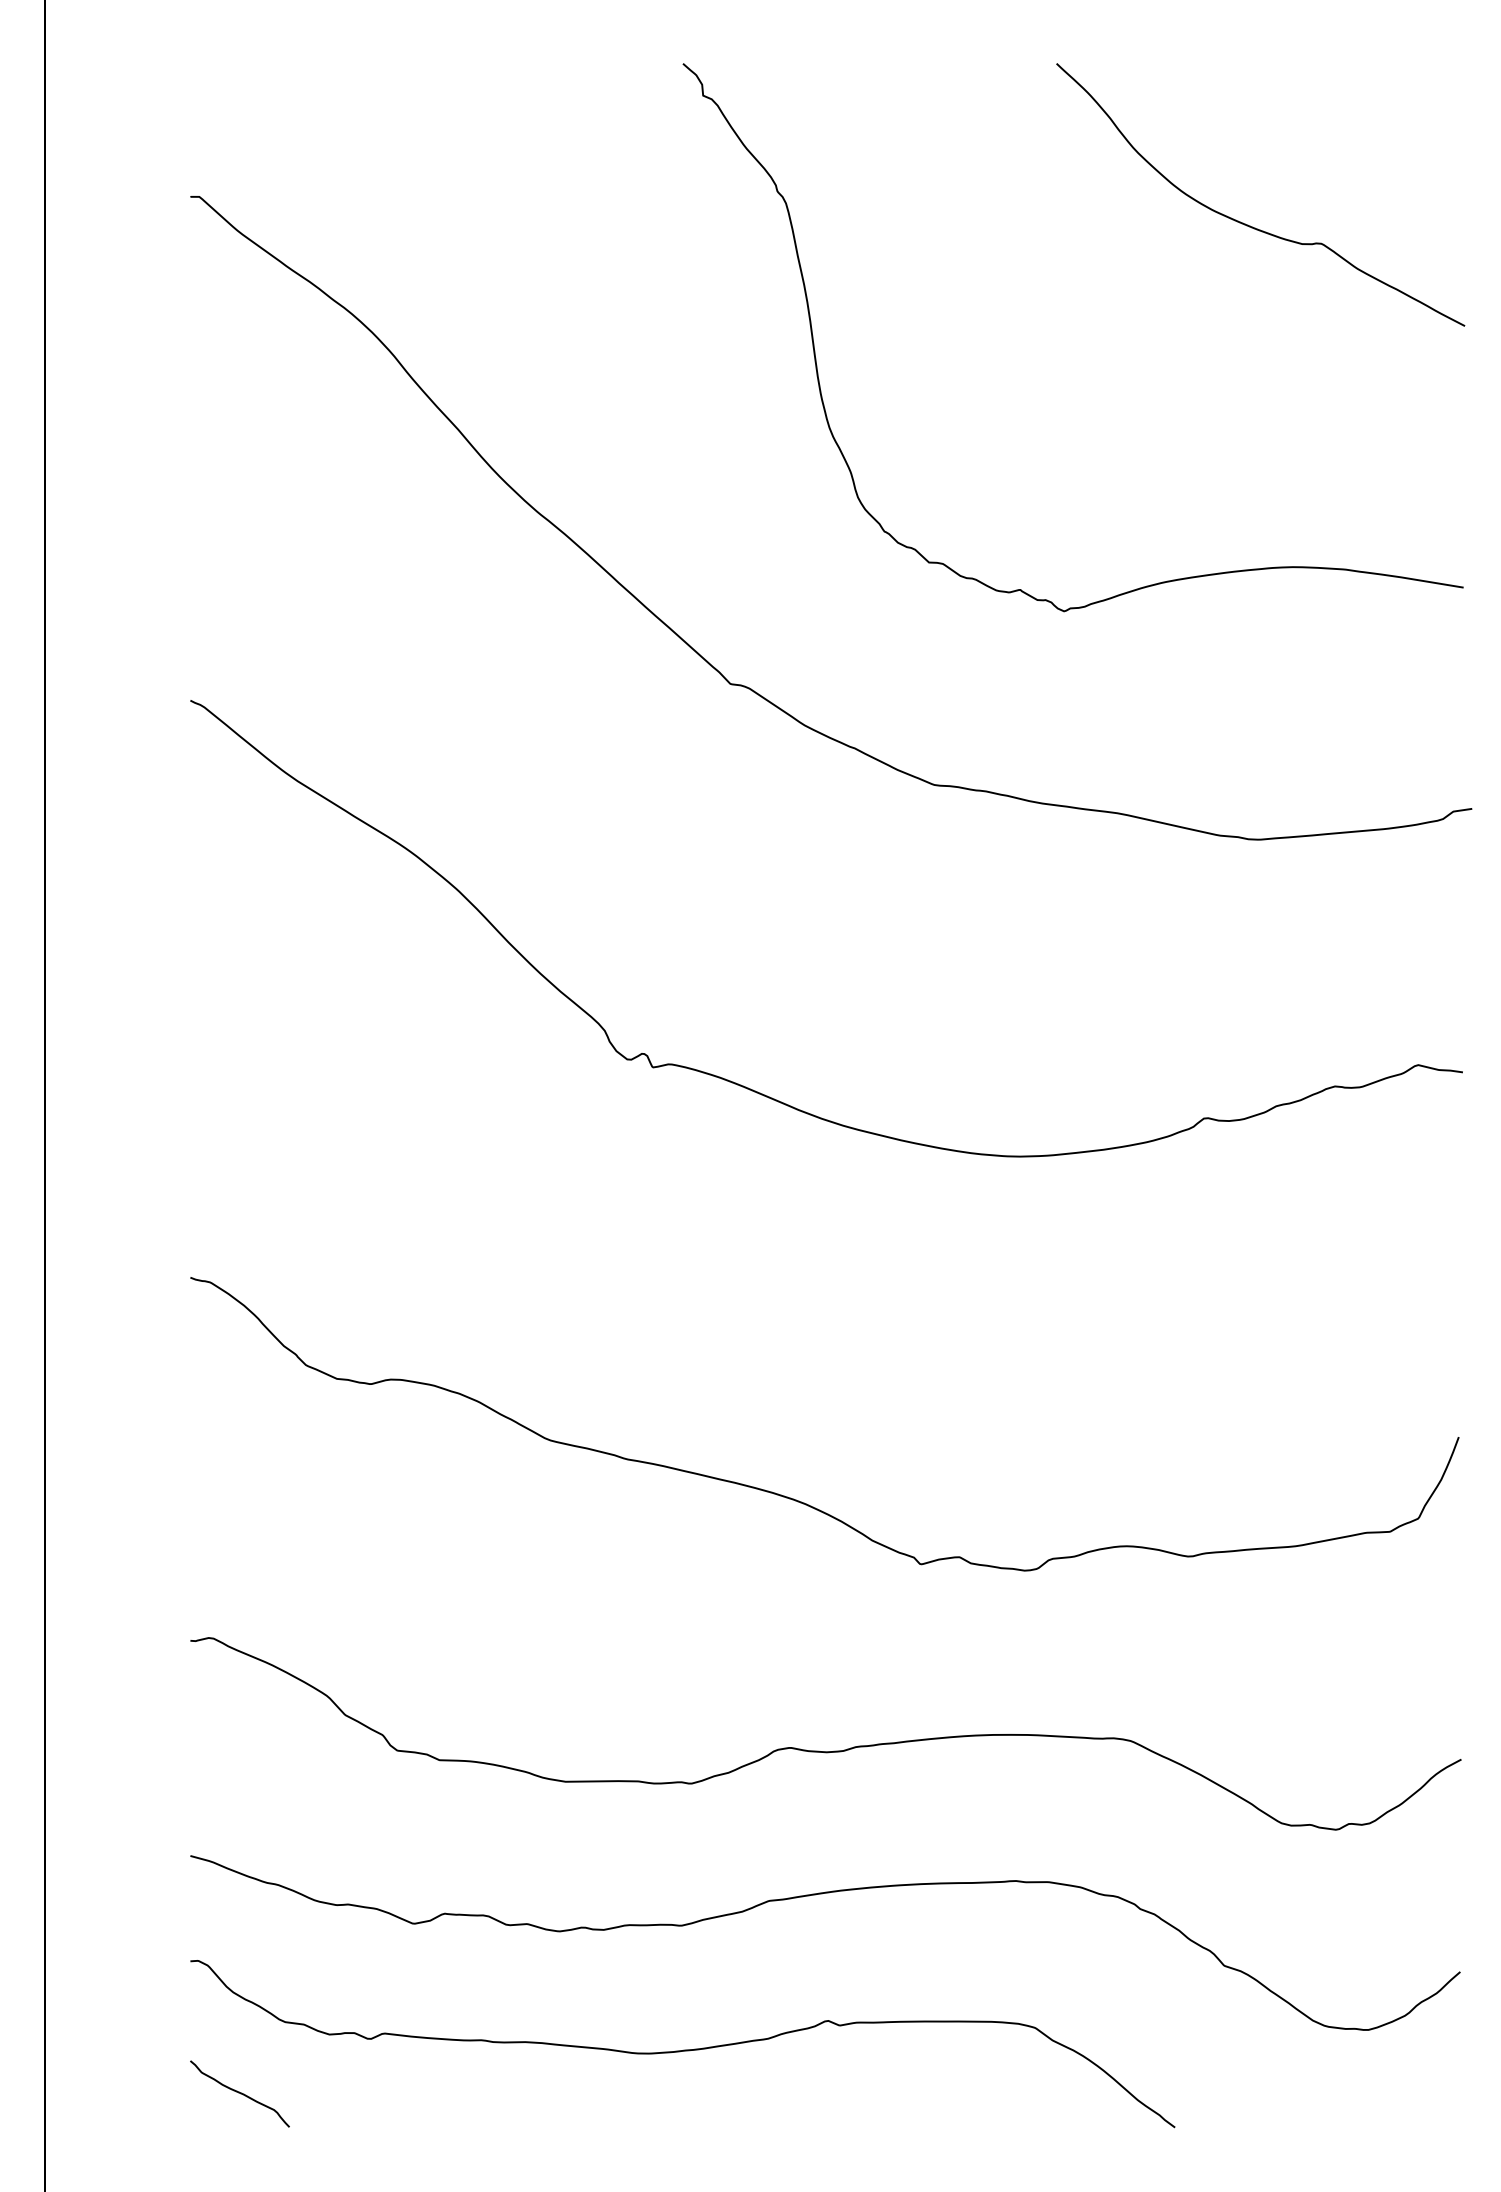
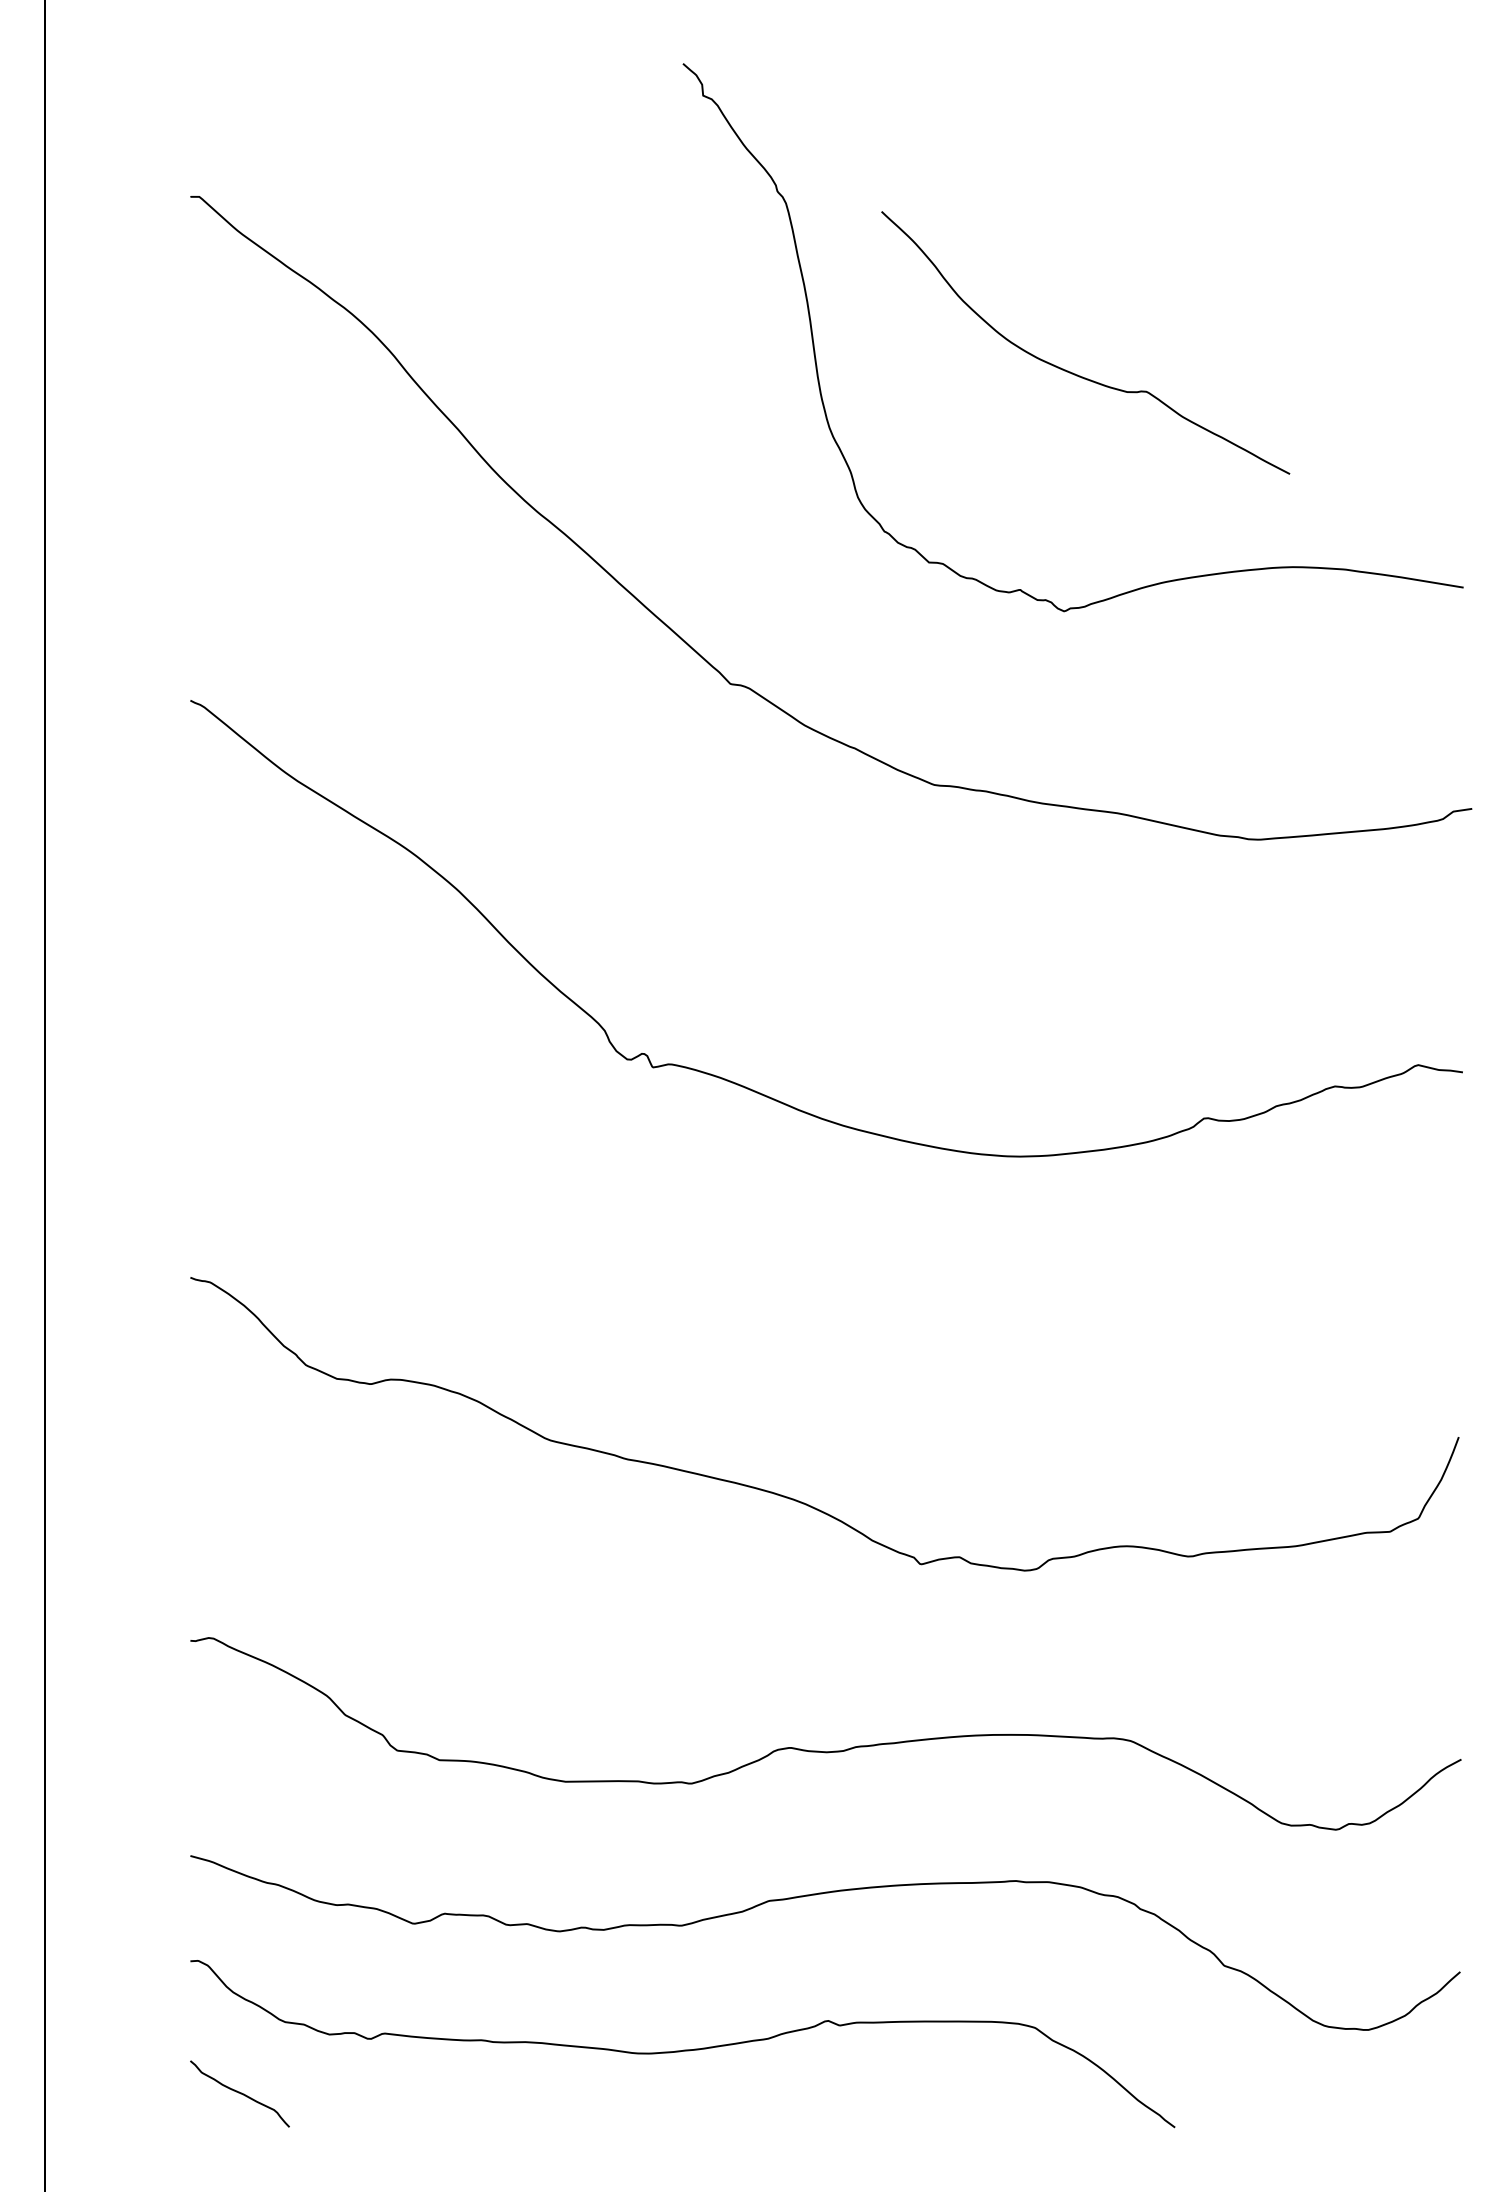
curve position: (1250, 225) -> (1075, 373) (1075, 373)
